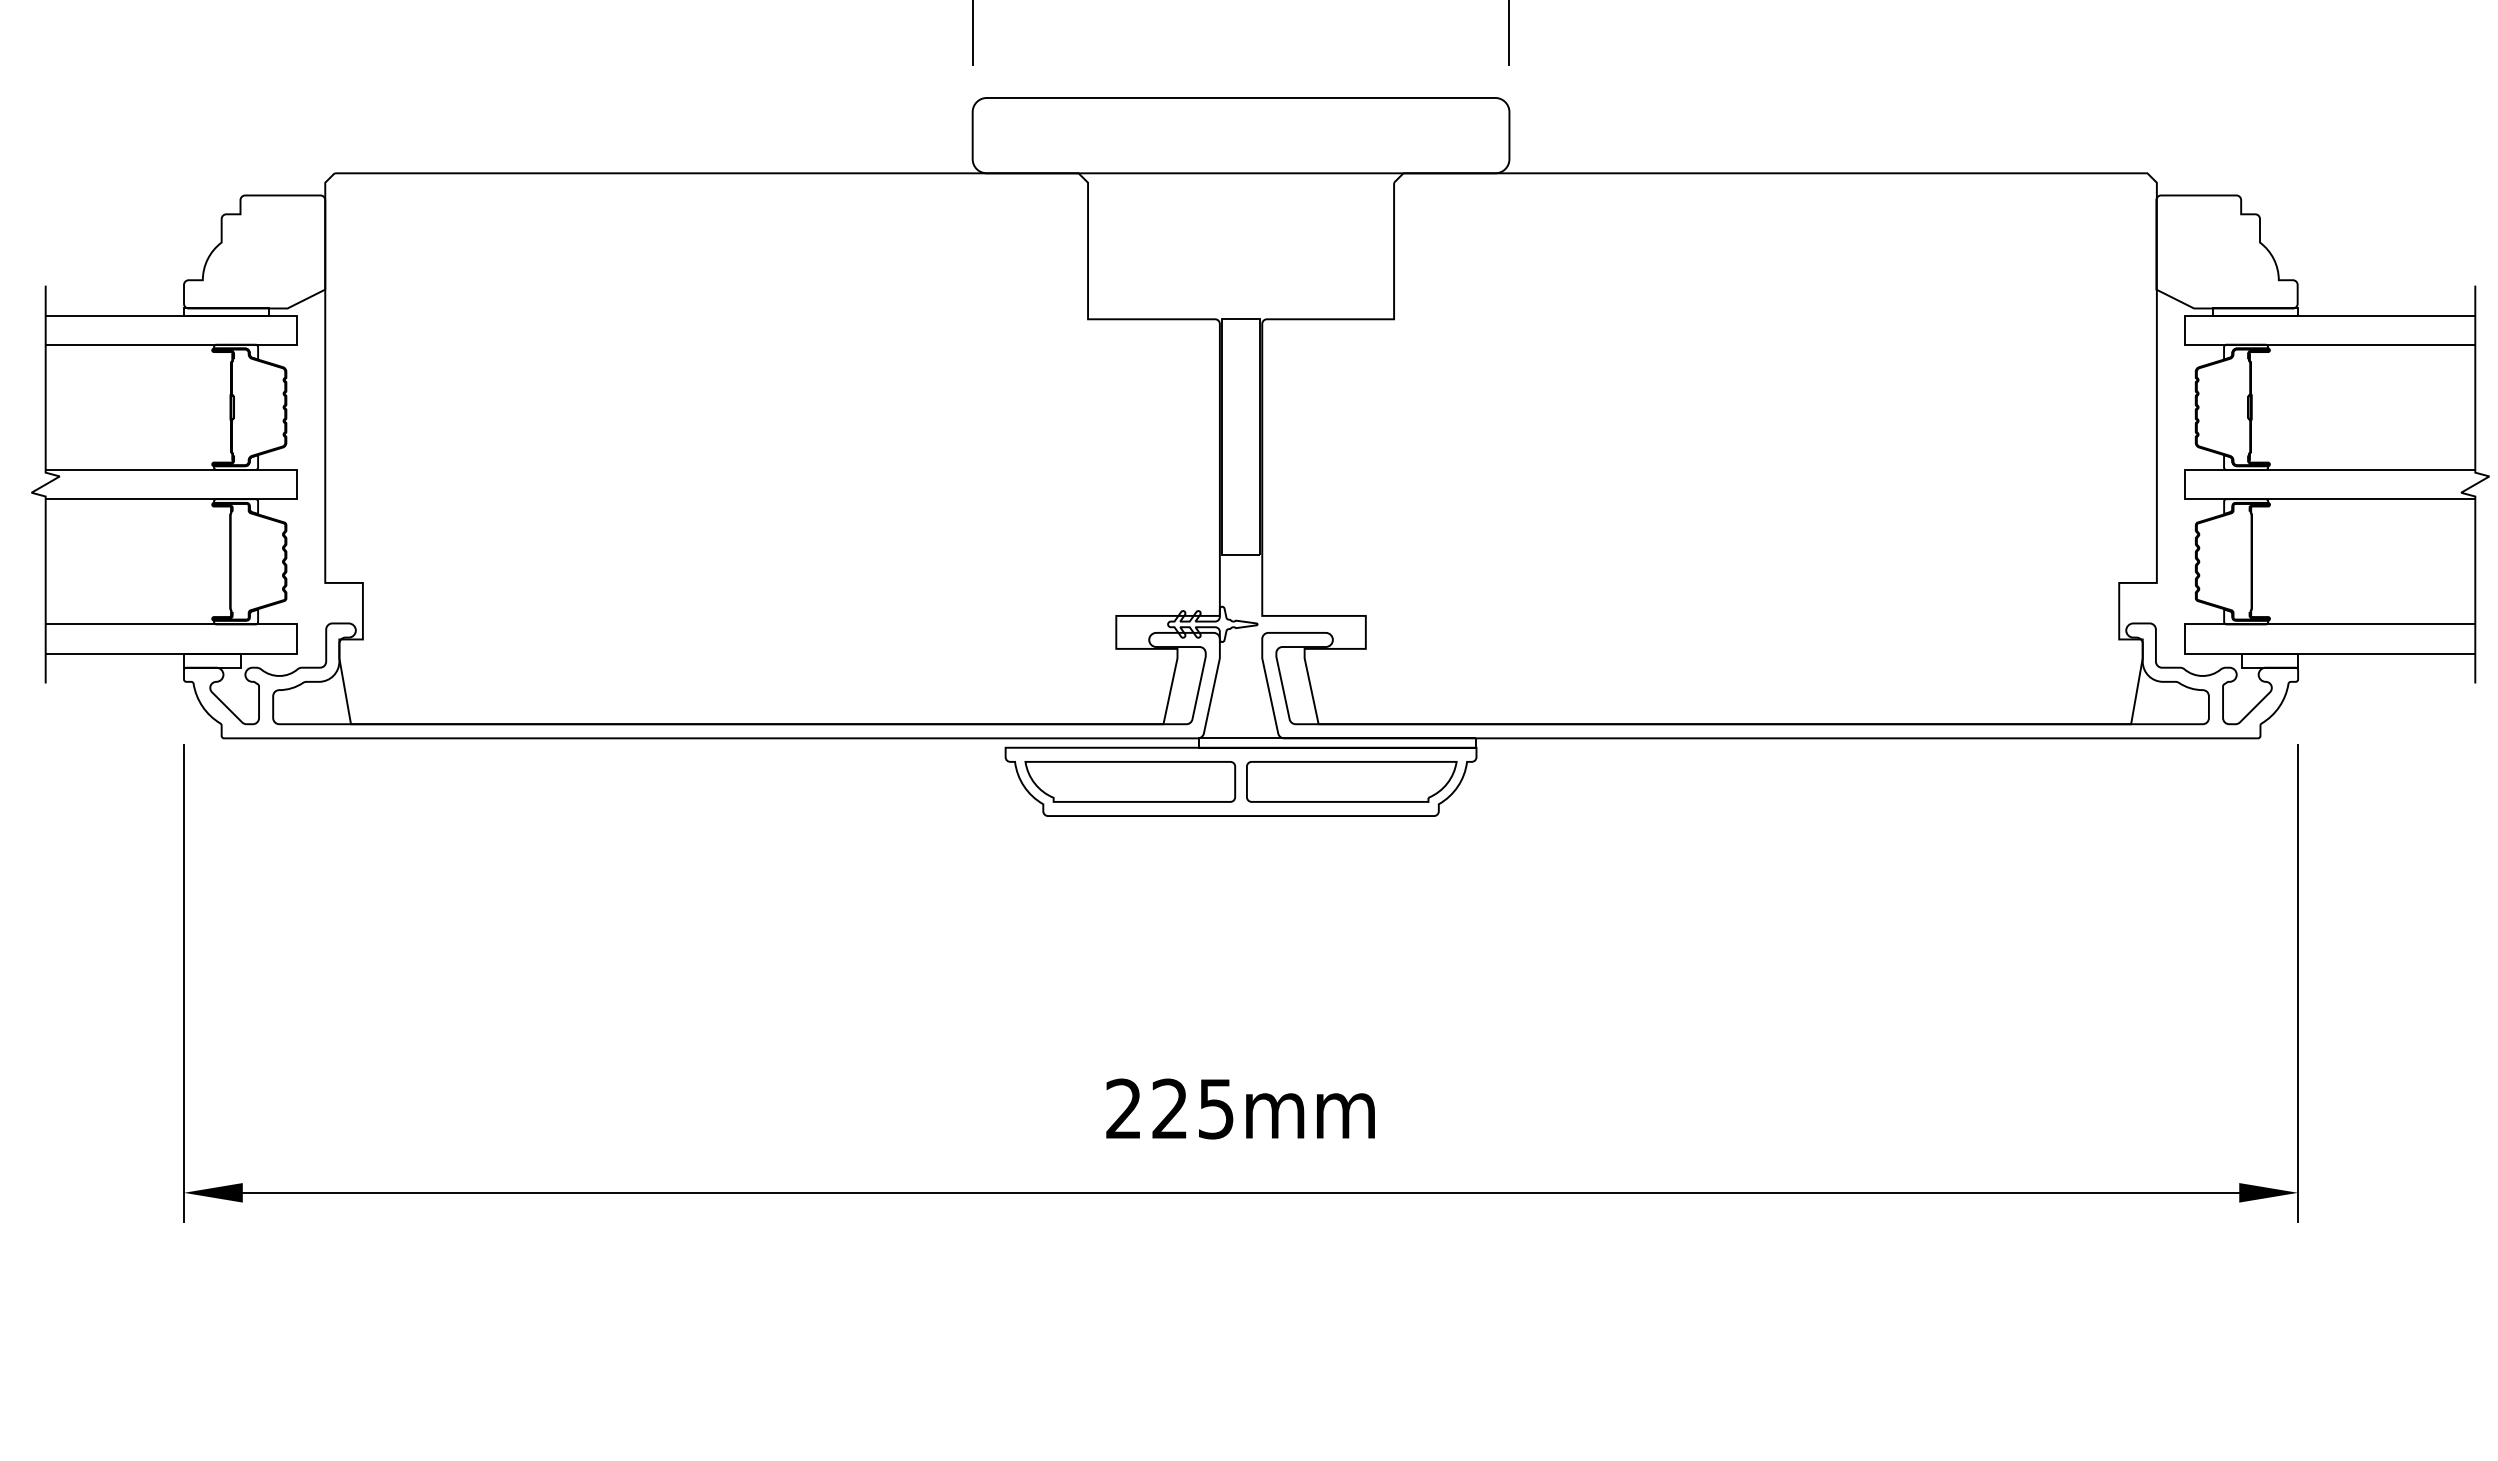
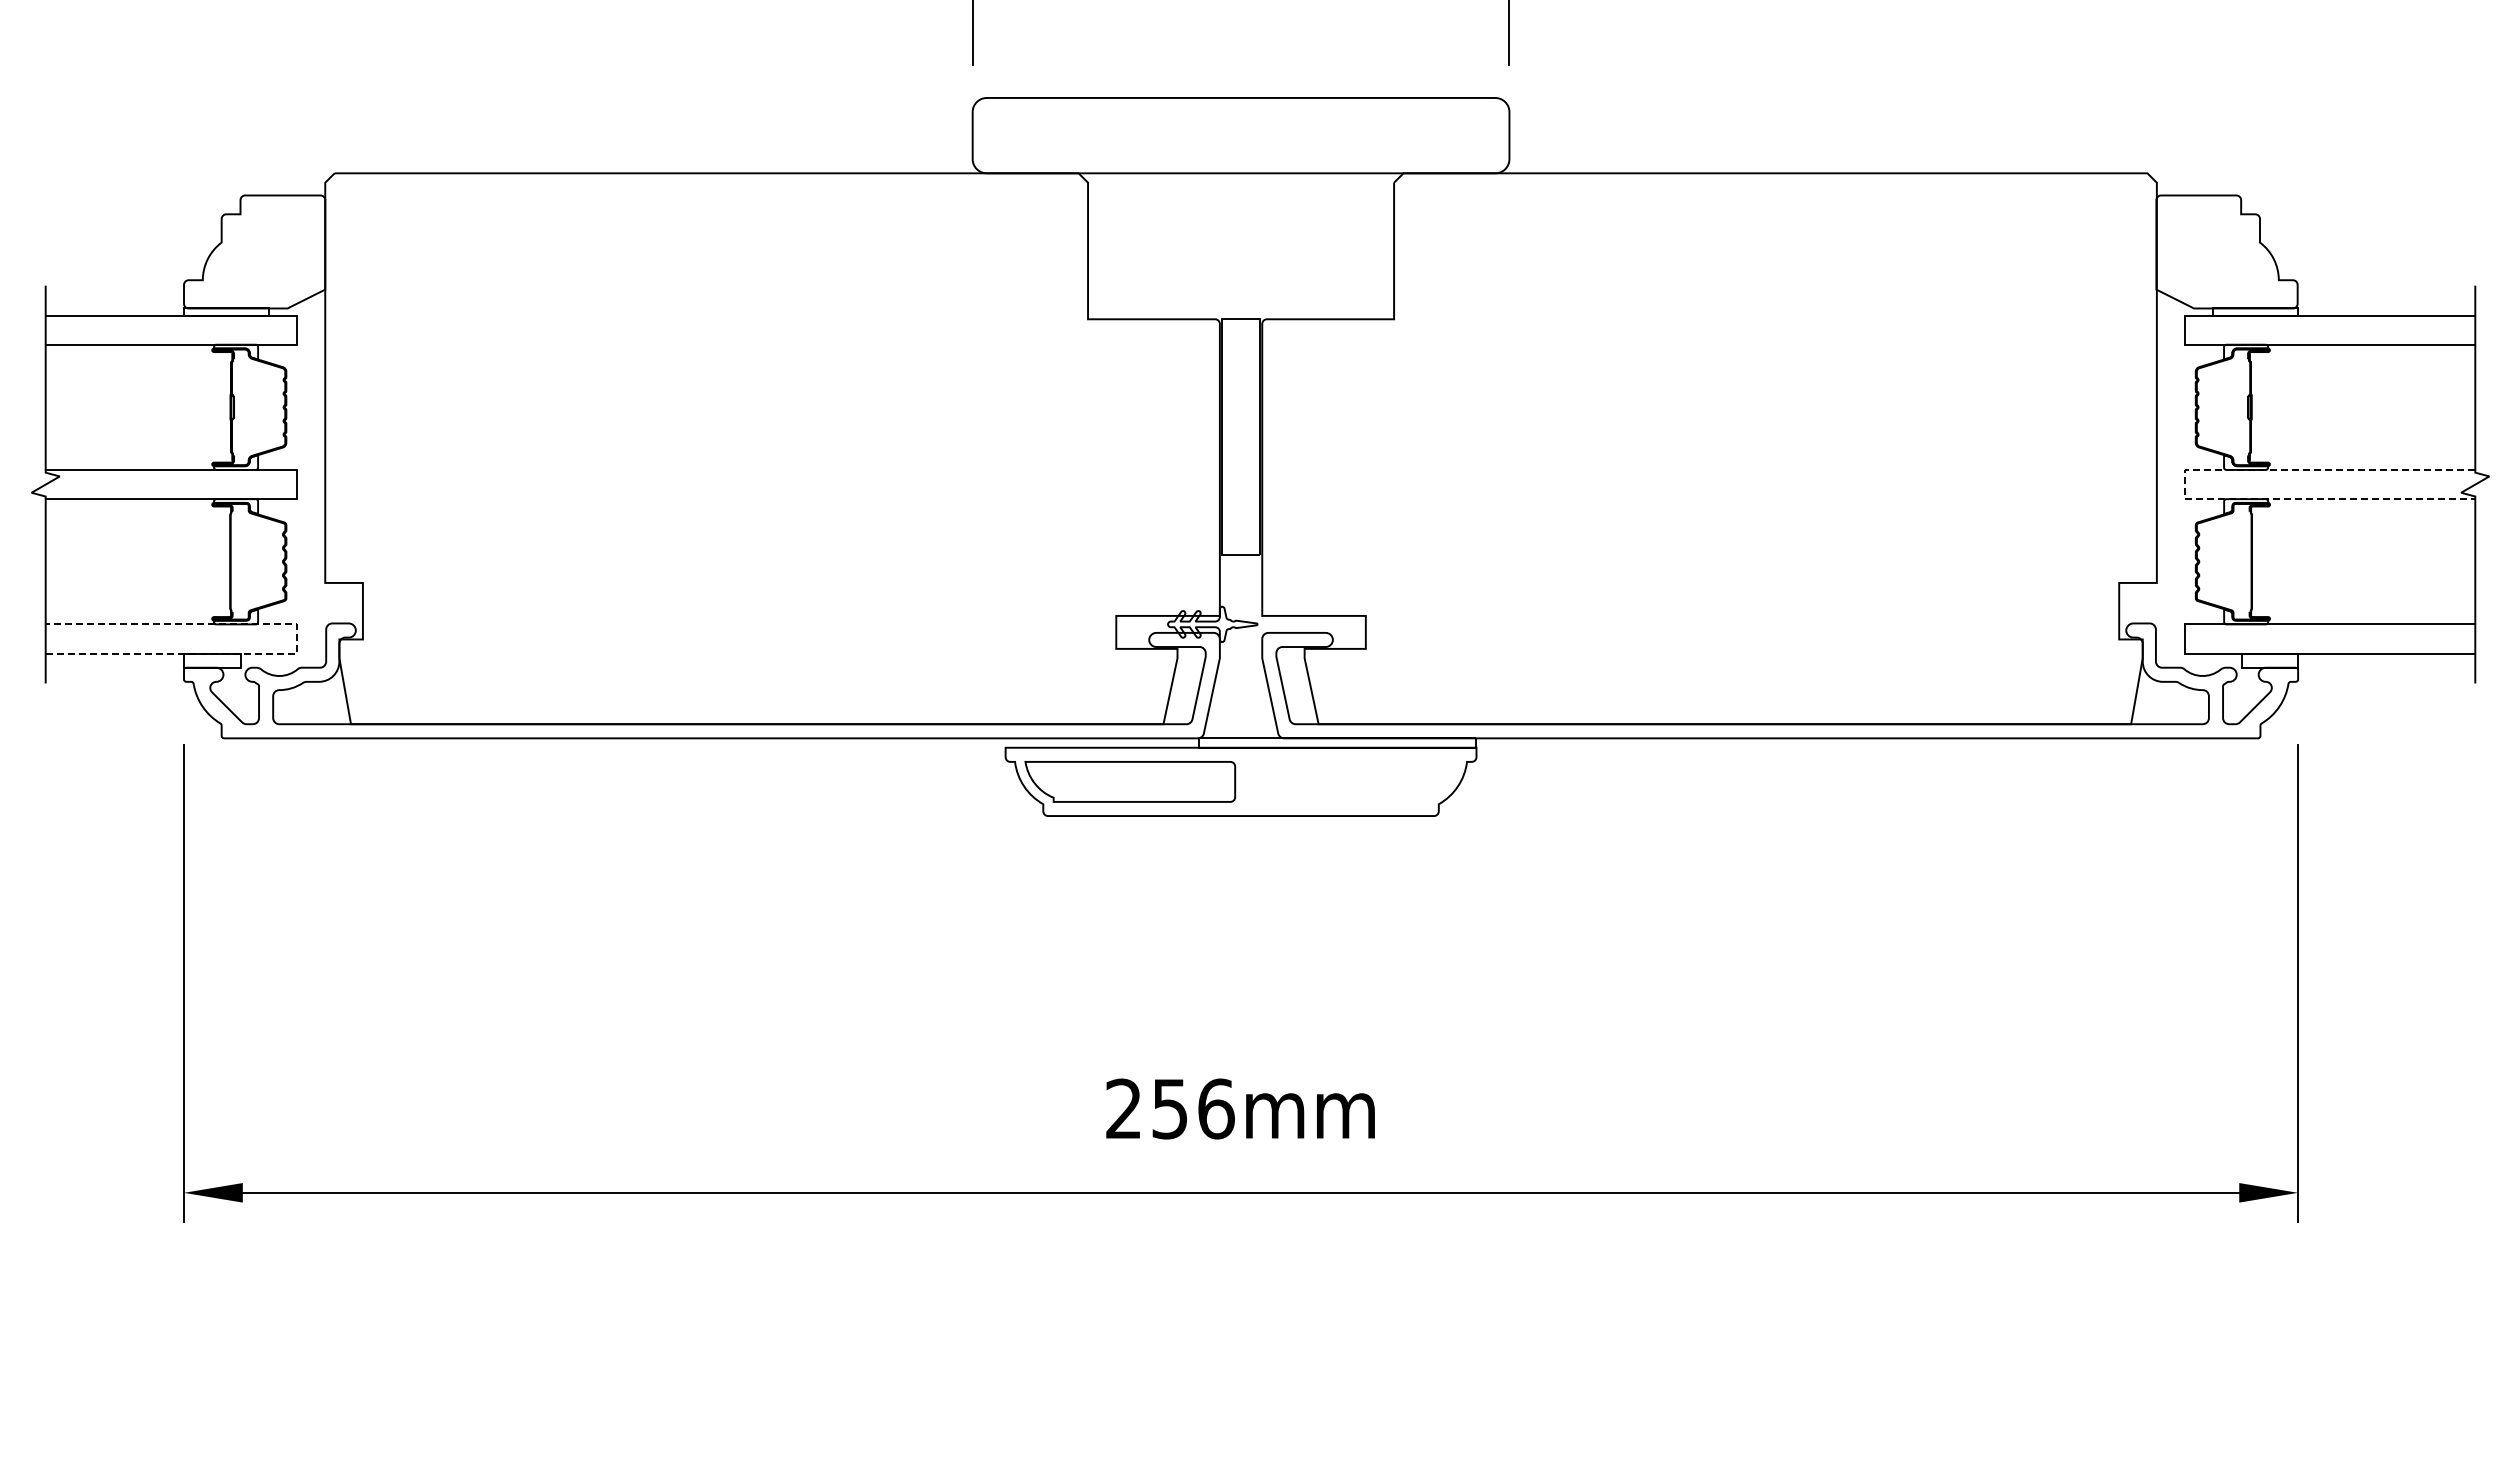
line: solid -> dashed (2185, 484)
line: solid -> dashed (297, 639)
part: present -> none (1351, 781)
text: 225mm -> 256mm (1193, 1108)
